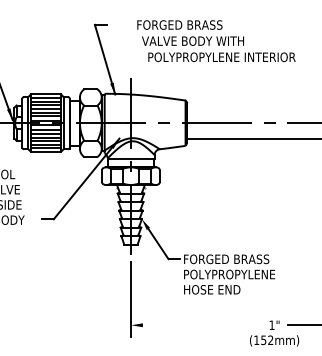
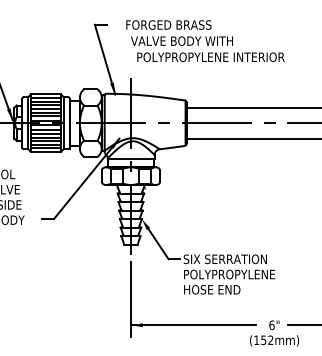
text position: (216, 41) -> (205, 41) (205, 41)
line: none -> present (252, 107)
text: FORGED BRASS -> SIX SERRATION (226, 259)
line: none -> present (193, 325)
text: 1" -> 6" (271, 325)
